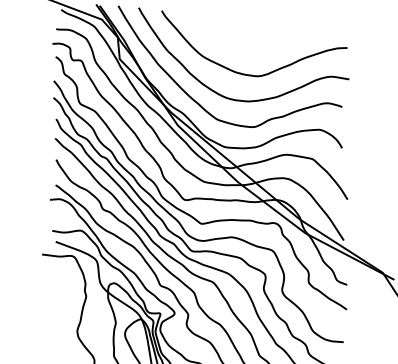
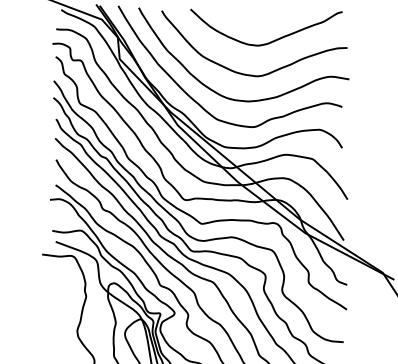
curve: none -> present (272, 40)
